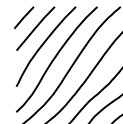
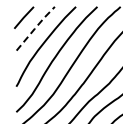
line: solid -> dashed (35, 28)
